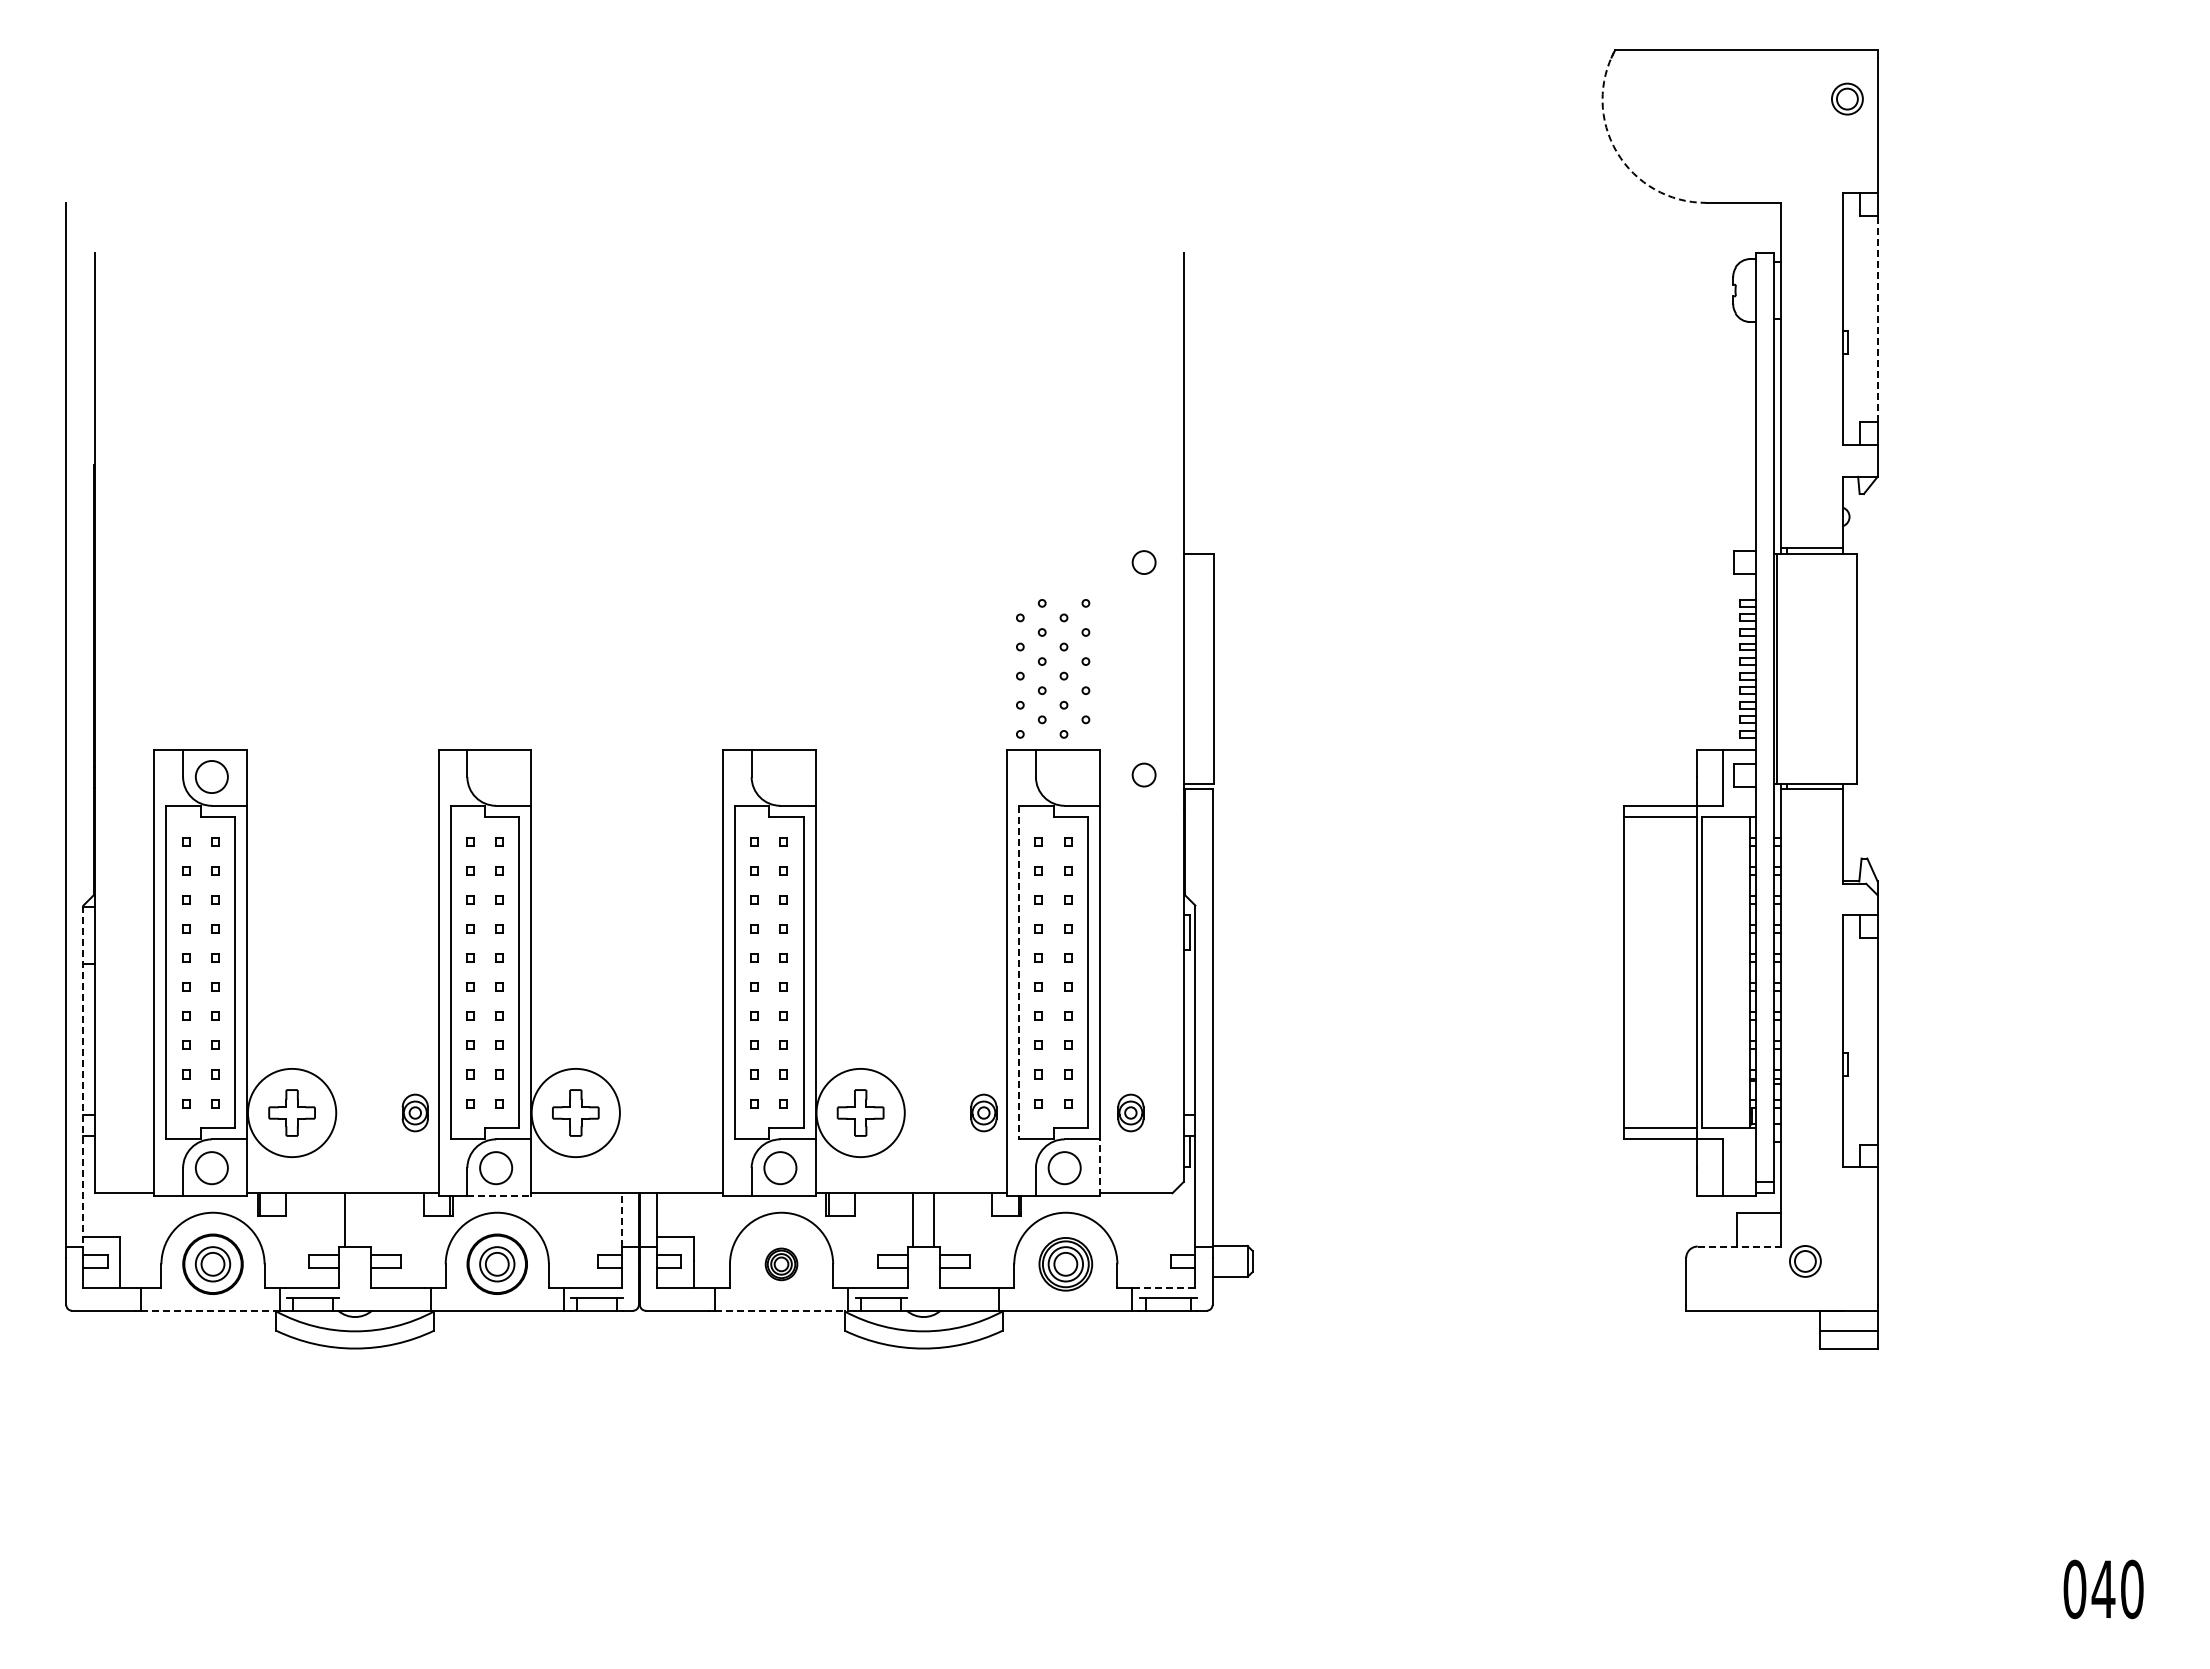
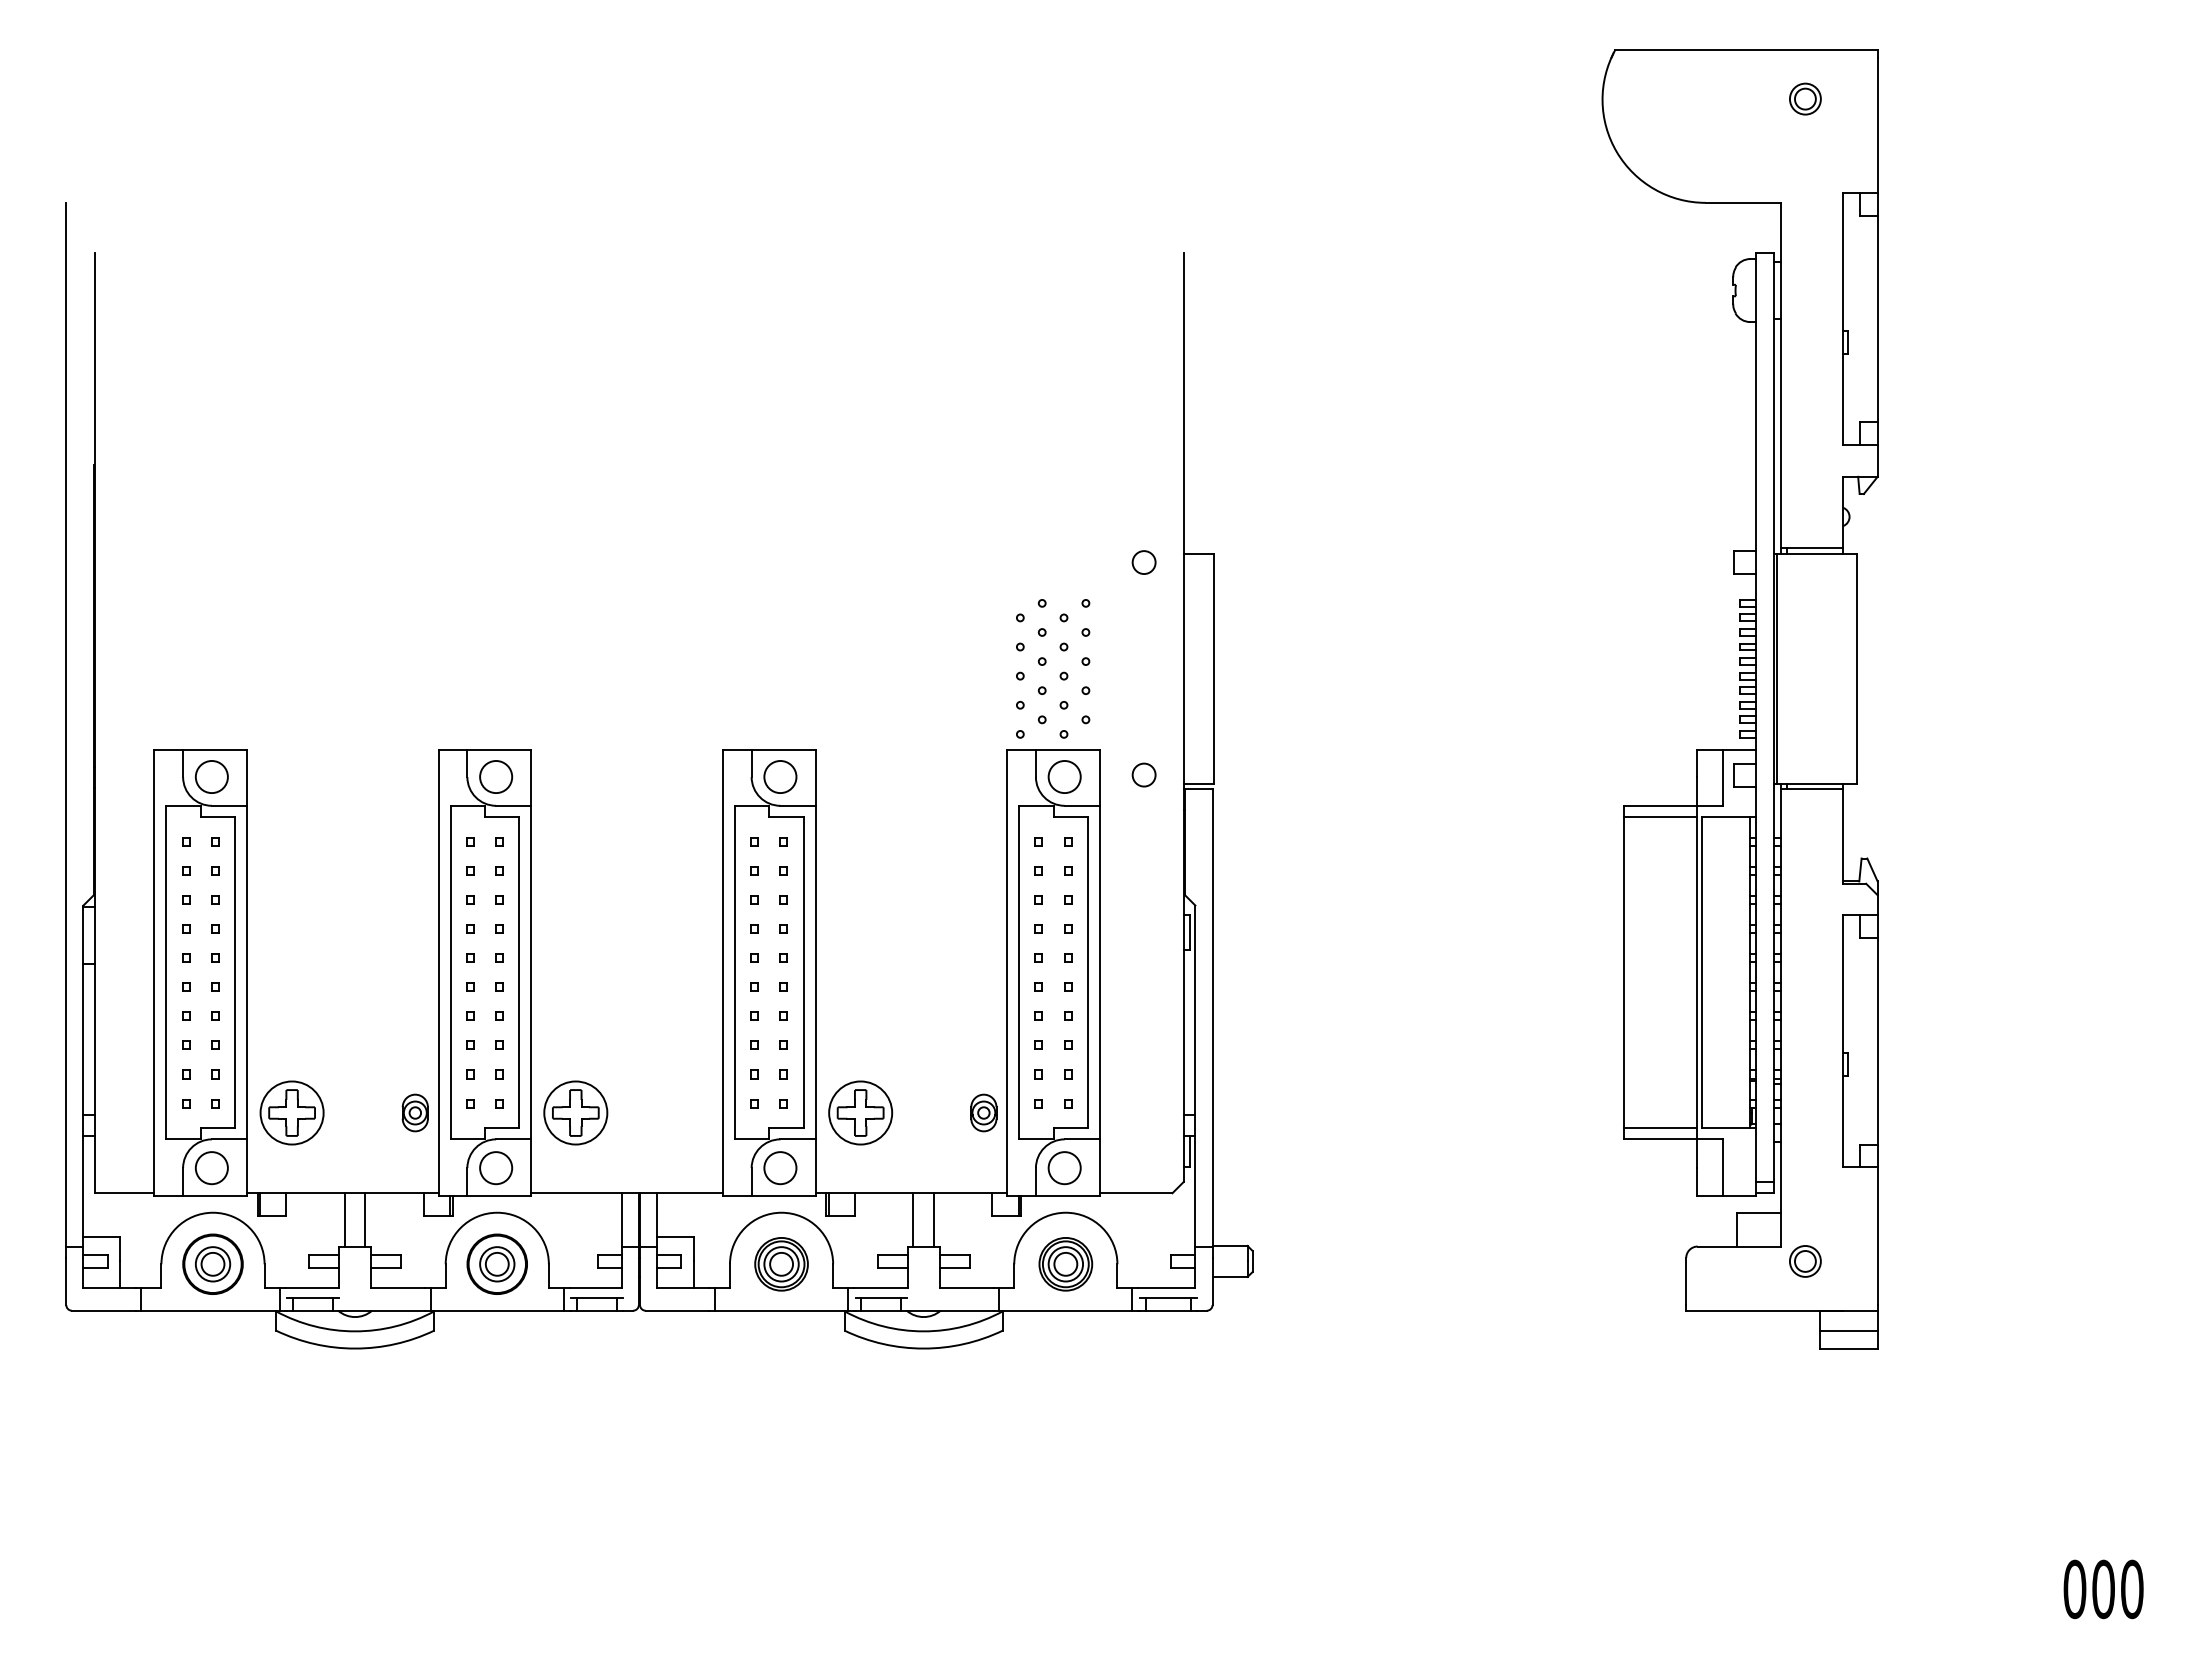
part position: (1847, 98) -> (1805, 98) (1805, 98)
arc: dashed -> solid (1616, 152)
line: dashed -> solid (1877, 318)
circle: none -> present (496, 776)
circle: none -> present (780, 776)
circle: none -> present (1064, 776)
line: dashed -> solid (1019, 972)
line: dashed -> solid (83, 1076)
circle diameter: 88 px -> 63 px (291, 1112)
circle diameter: 88 px -> 63 px (575, 1112)
circle diameter: 88 px -> 63 px (860, 1112)
part: present -> none (1130, 1112)
line: dashed -> solid (1100, 1166)
line: dashed -> solid (499, 1195)
line: none -> present (365, 1219)
line: dashed -> solid (621, 1219)
line: dashed -> solid (1739, 1246)
part size: 35x35 px -> 55x55 px (781, 1264)
line: dashed -> solid (1166, 1287)
line: dashed -> solid (210, 1310)
line: dashed -> solid (782, 1310)
text: 040 -> 000 (2103, 1589)
